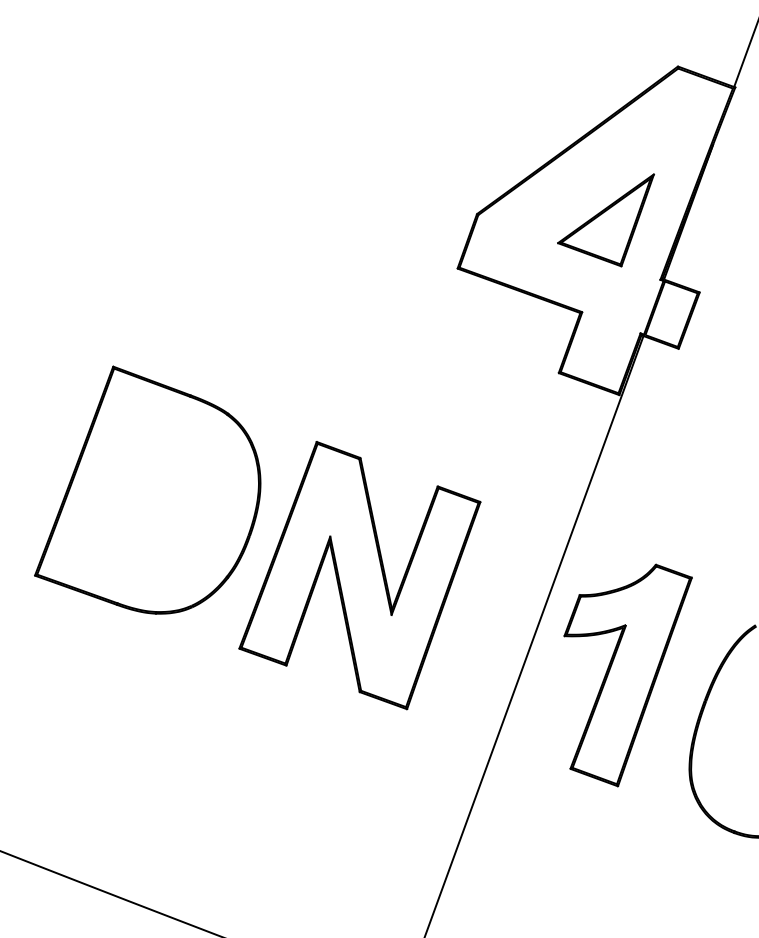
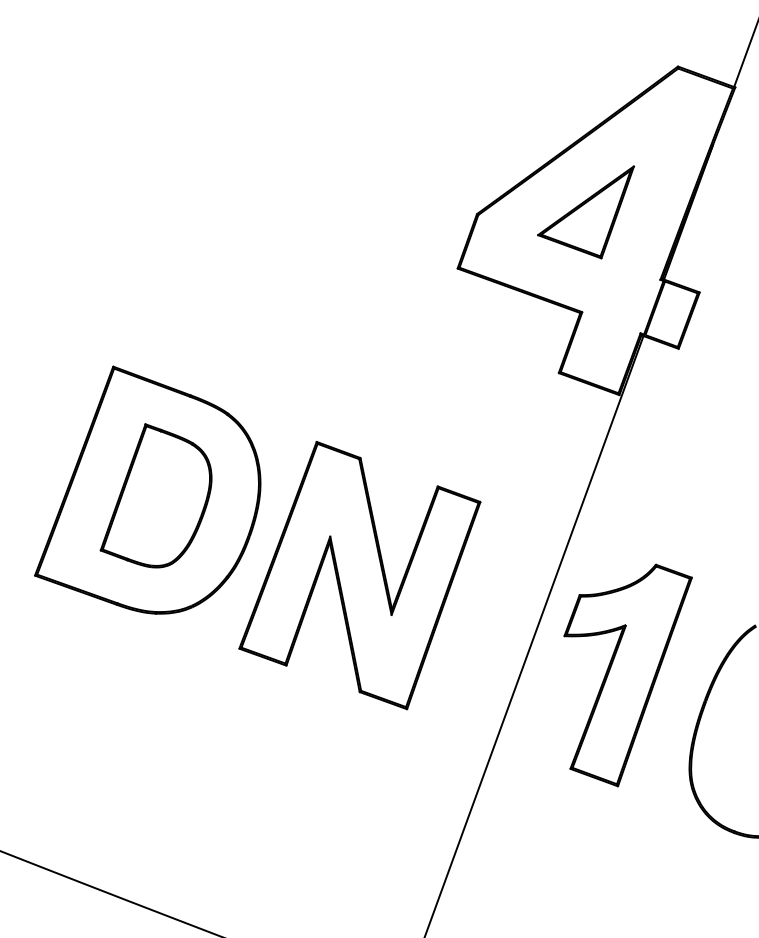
part position: (605, 220) -> (585, 212) (585, 212)
part: none -> present (155, 495)
